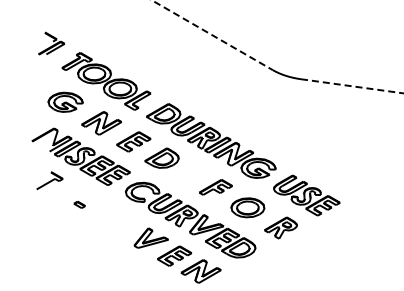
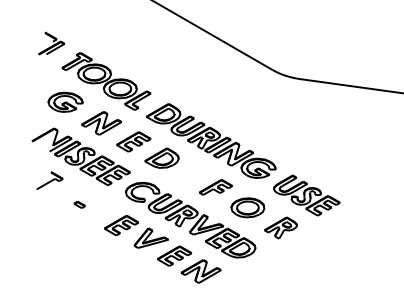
line: dashed -> solid (212, 35)
line: dashed -> solid (352, 86)
part: none -> present (121, 225)
